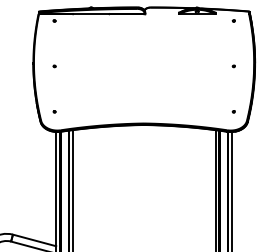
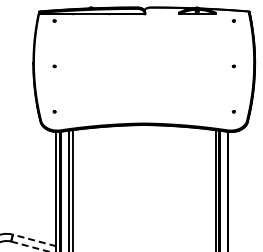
line: present -> none (232, 189)
line: solid -> dashed (34, 240)
line: solid -> dashed (30, 246)
